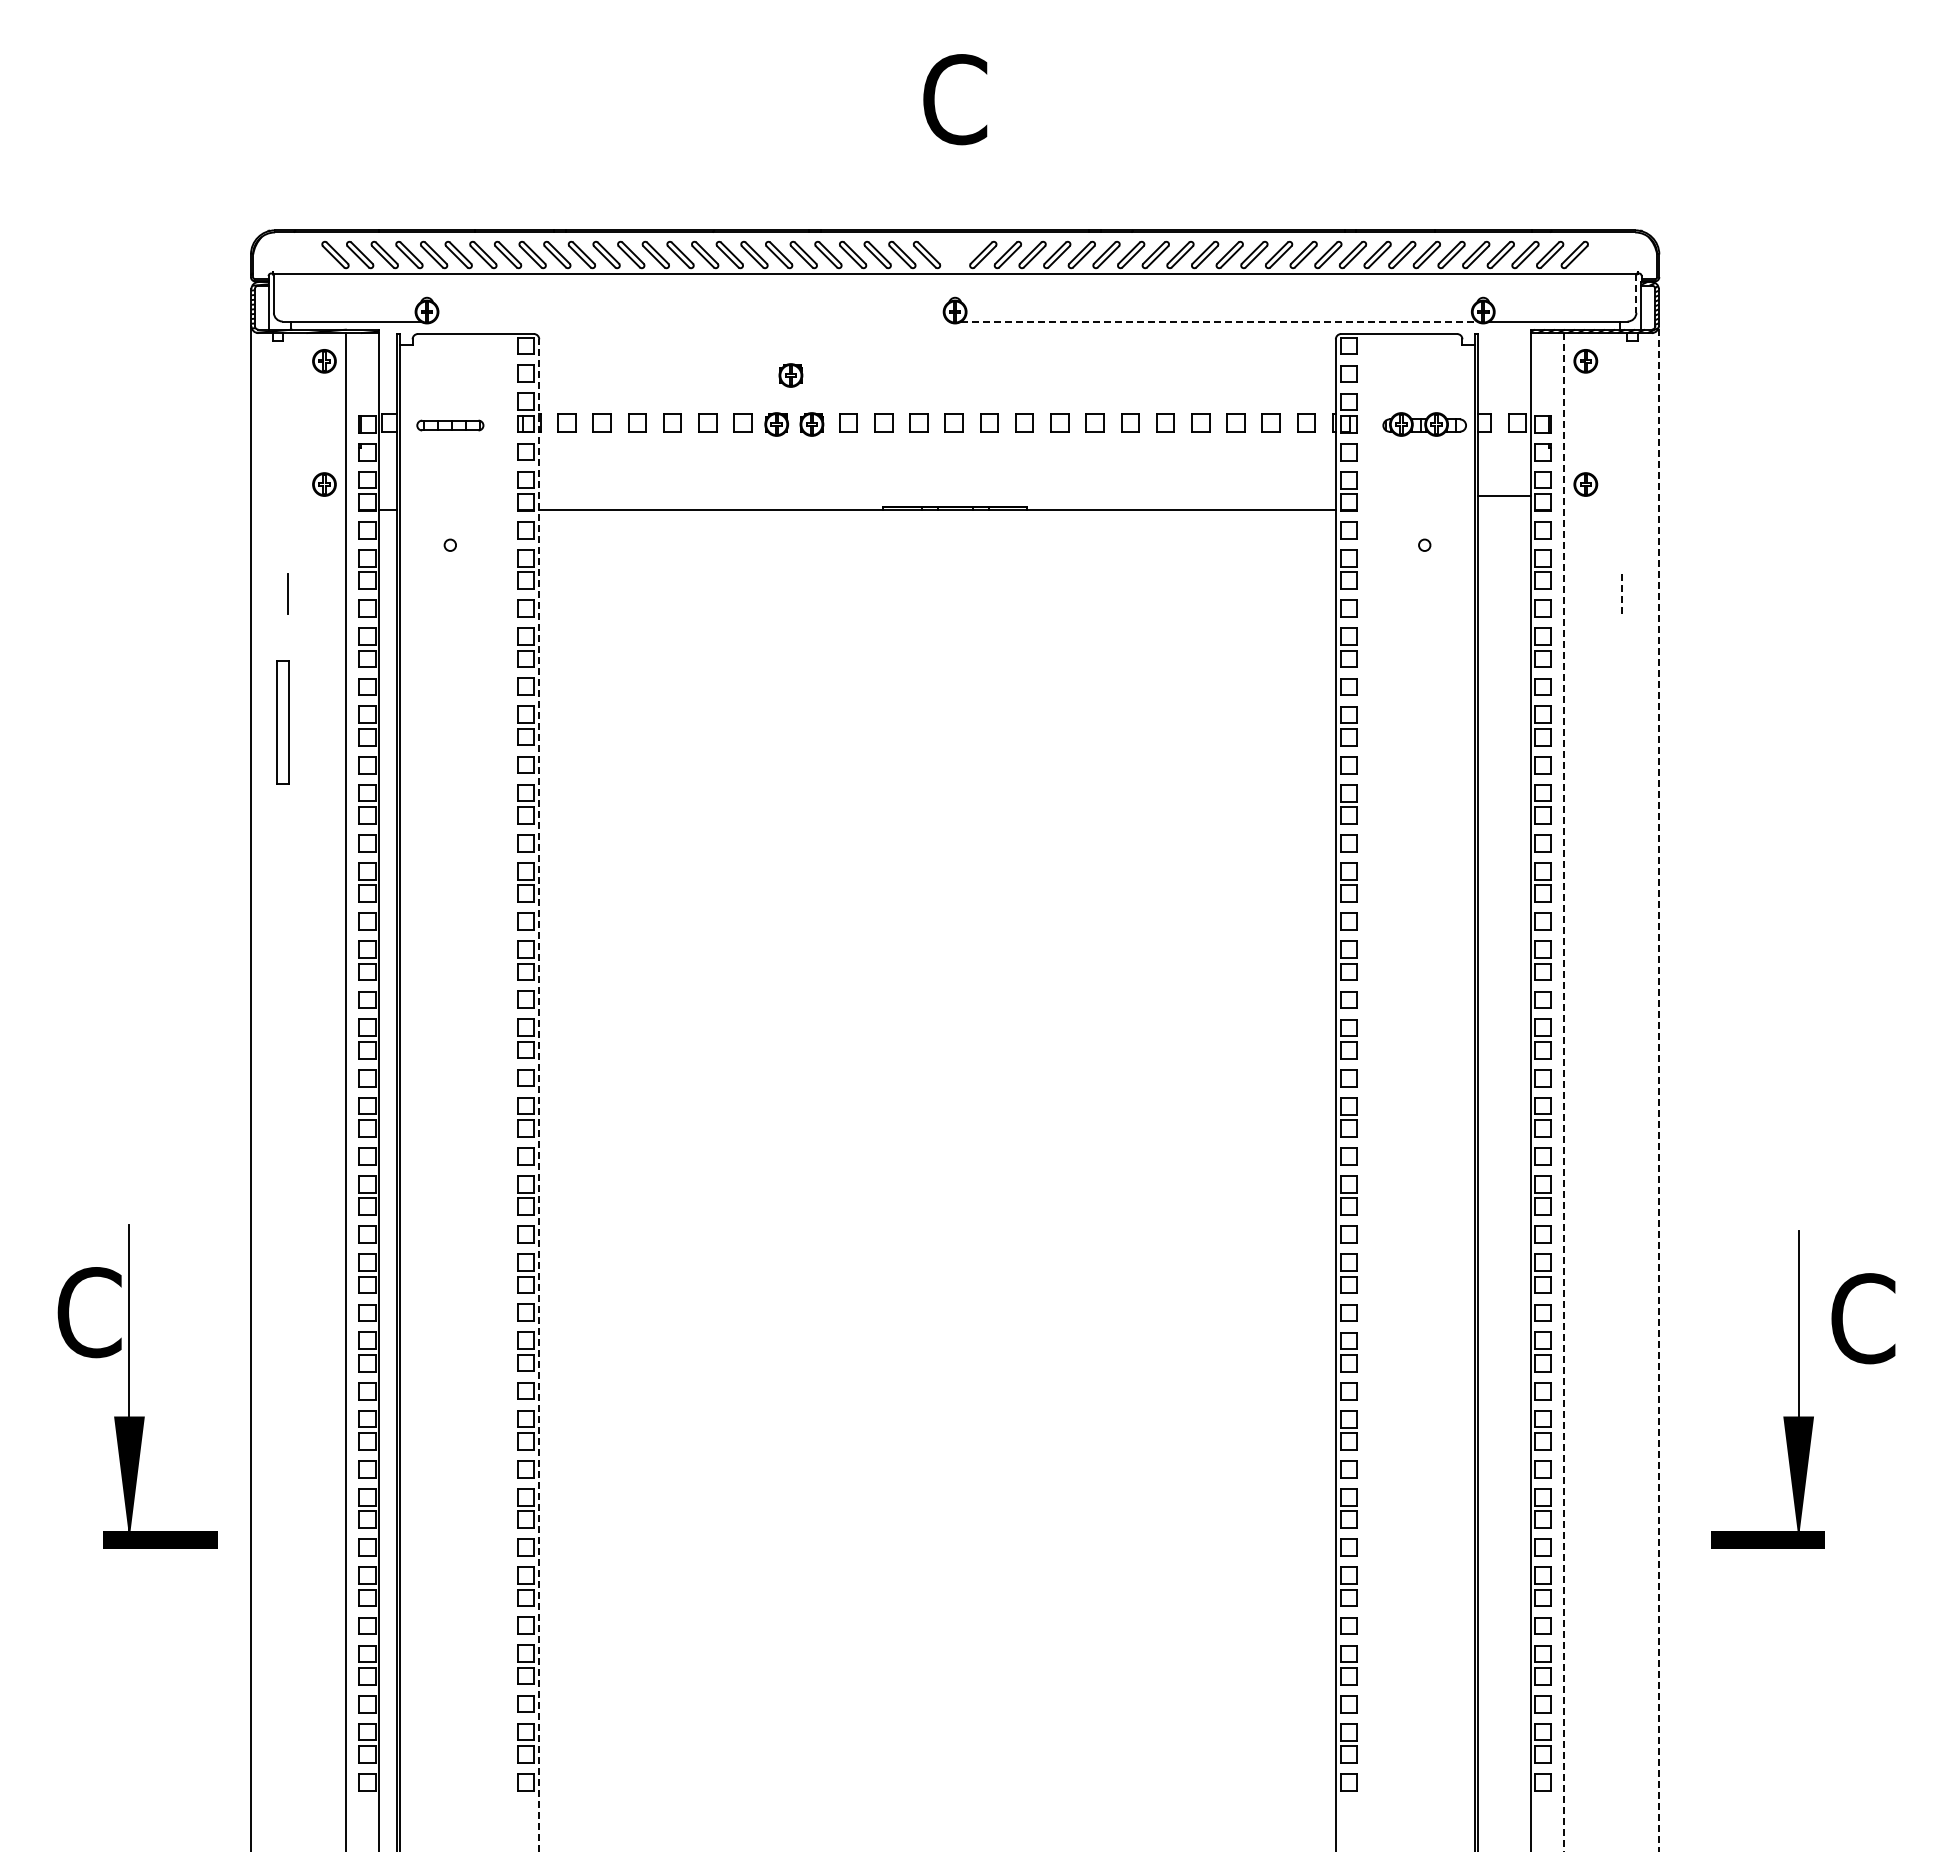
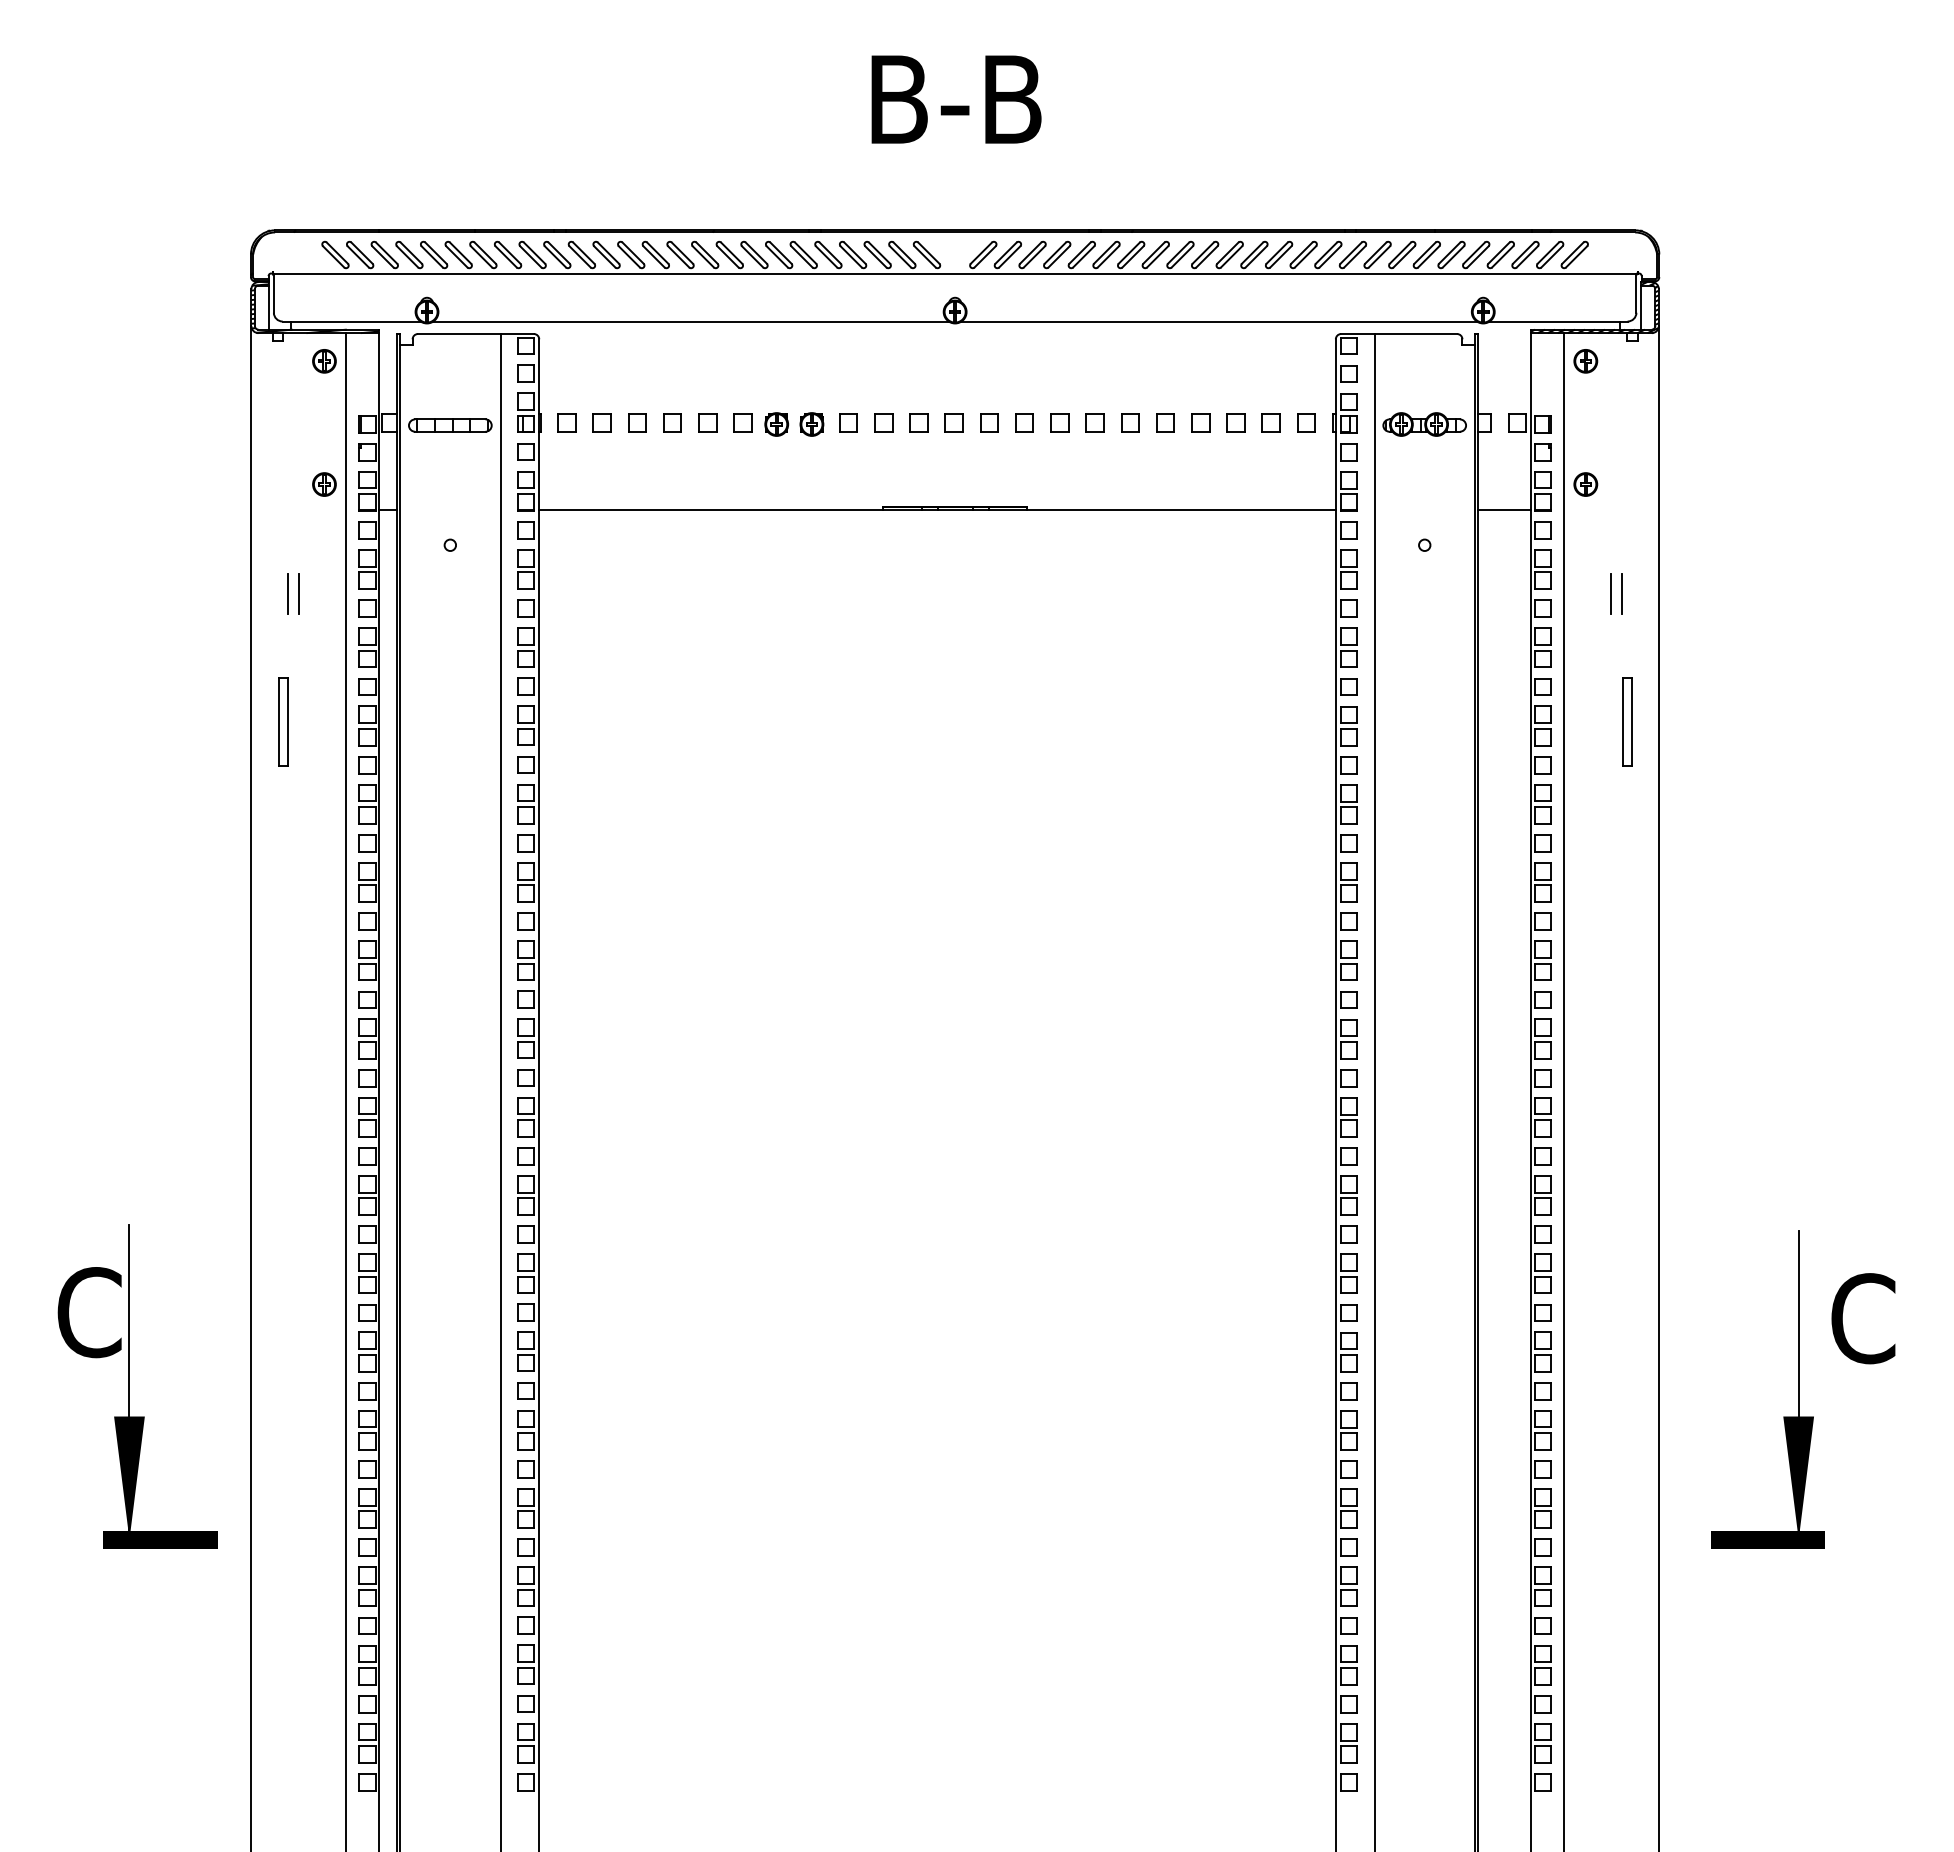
text: C -> B-B (956, 99)
line: dashed -> solid (1636, 293)
line: none -> present (690, 321)
line: dashed -> solid (1219, 321)
part: present -> none (790, 375)
part size: 69x13 px -> 85x15 px (450, 425)
line position: (1504, 496) -> (1504, 510) (1504, 510)
line: none -> present (298, 593)
line: none -> present (1611, 593)
line: dashed -> solid (1621, 594)
part: none -> present (1627, 721)
part size: 14x125 px -> 11x90 px (283, 721)
line: dashed -> solid (1658, 1088)
line: none -> present (500, 1091)
line: none -> present (1374, 1091)
line: dashed -> solid (1563, 1091)
line: dashed -> solid (539, 1095)
